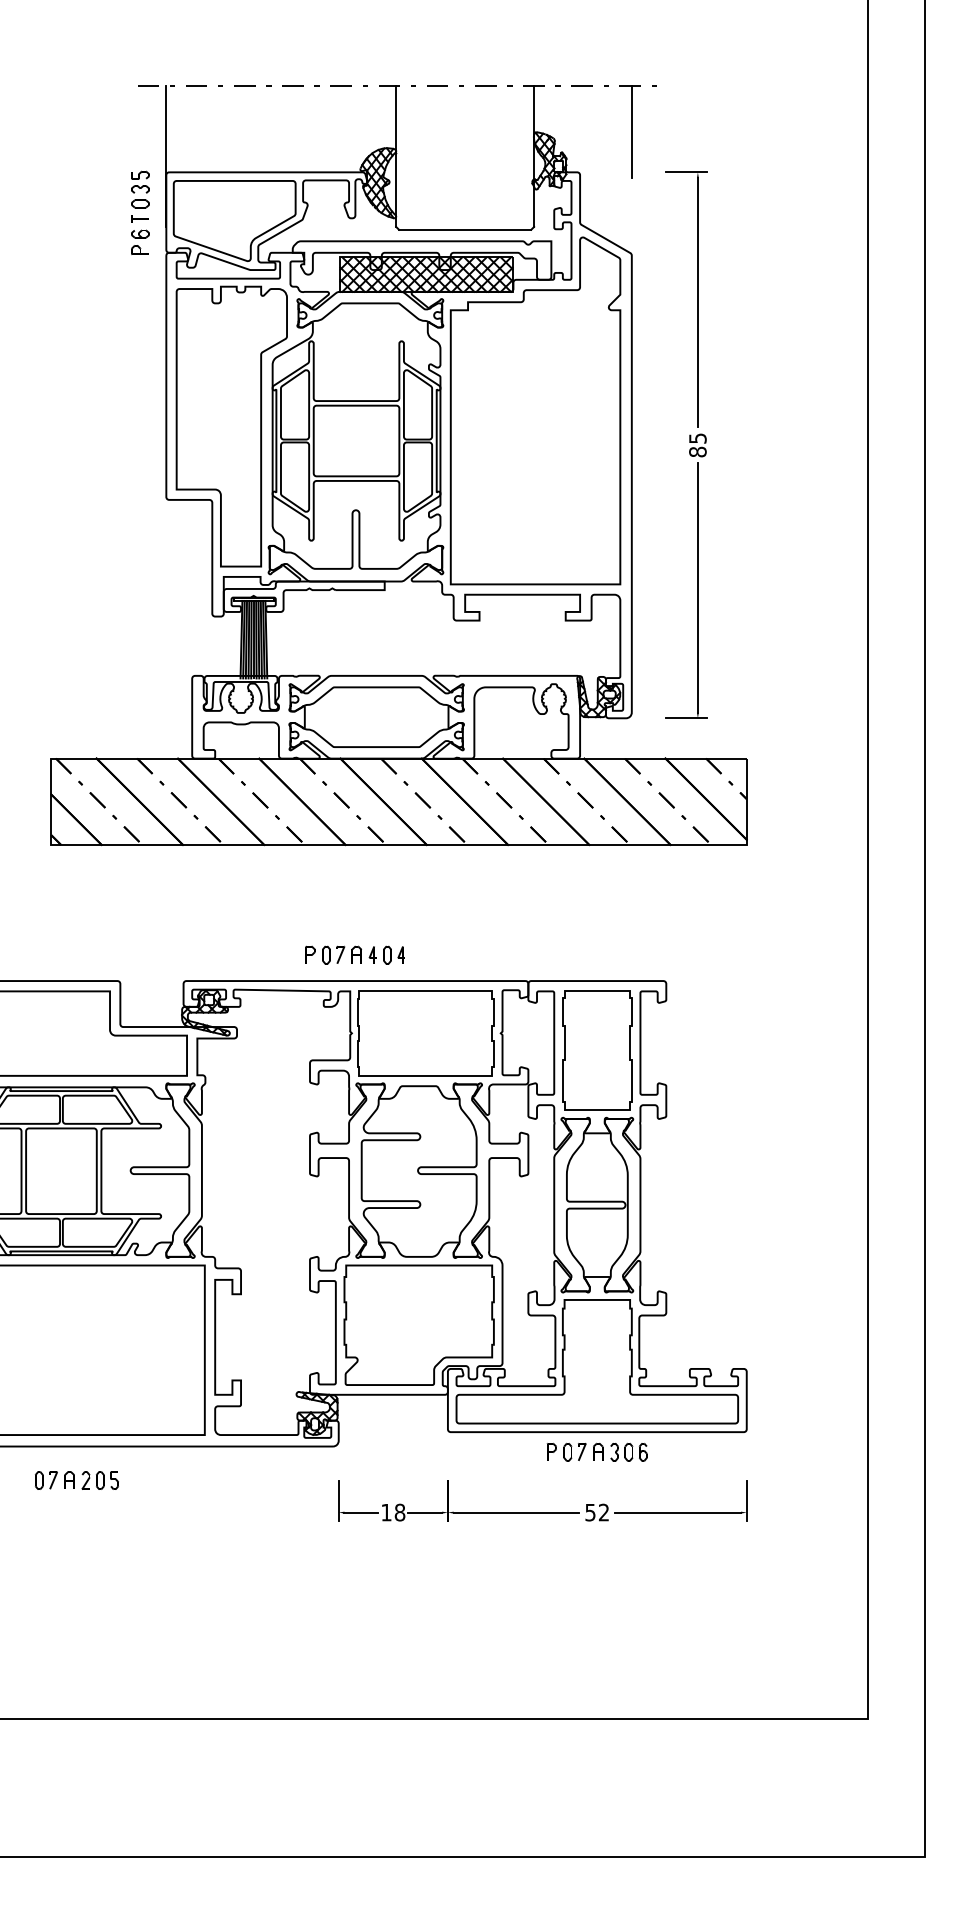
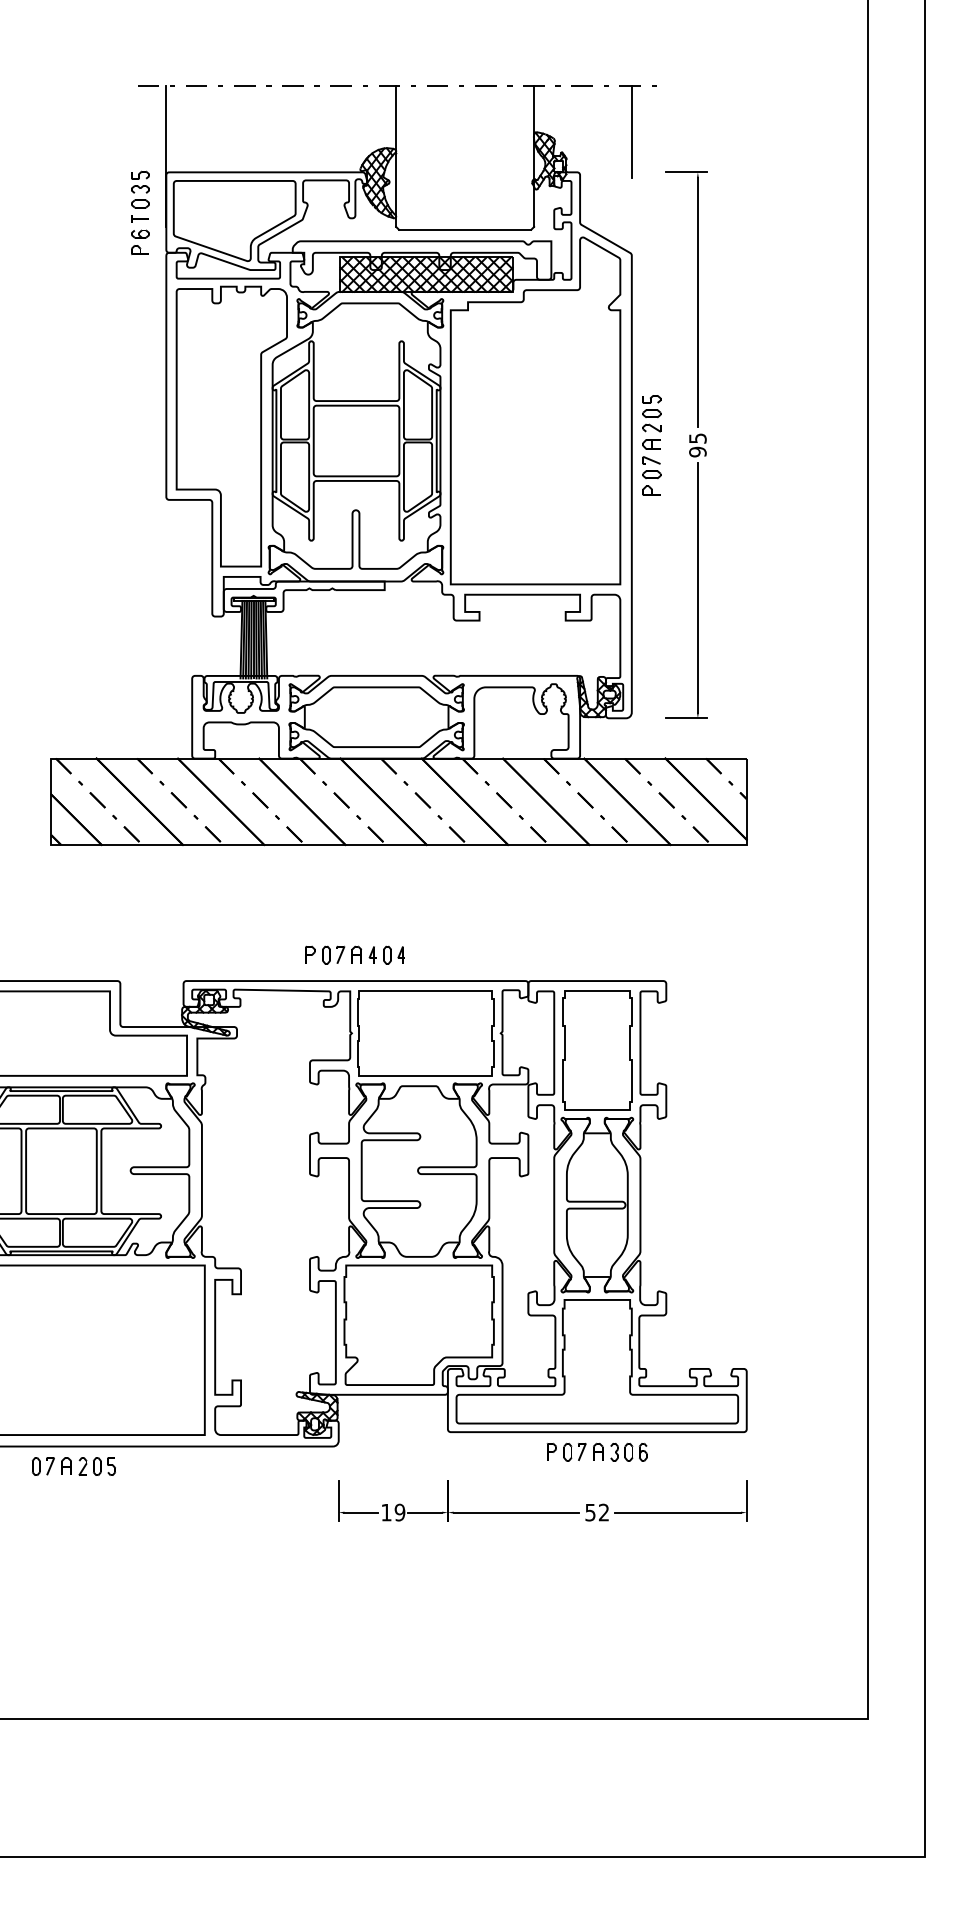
part: none -> present (651, 445)
text: 85 -> 95 (697, 451)
part position: (76, 1480) -> (73, 1466) (73, 1466)
text: 18 -> 19 (399, 1512)
